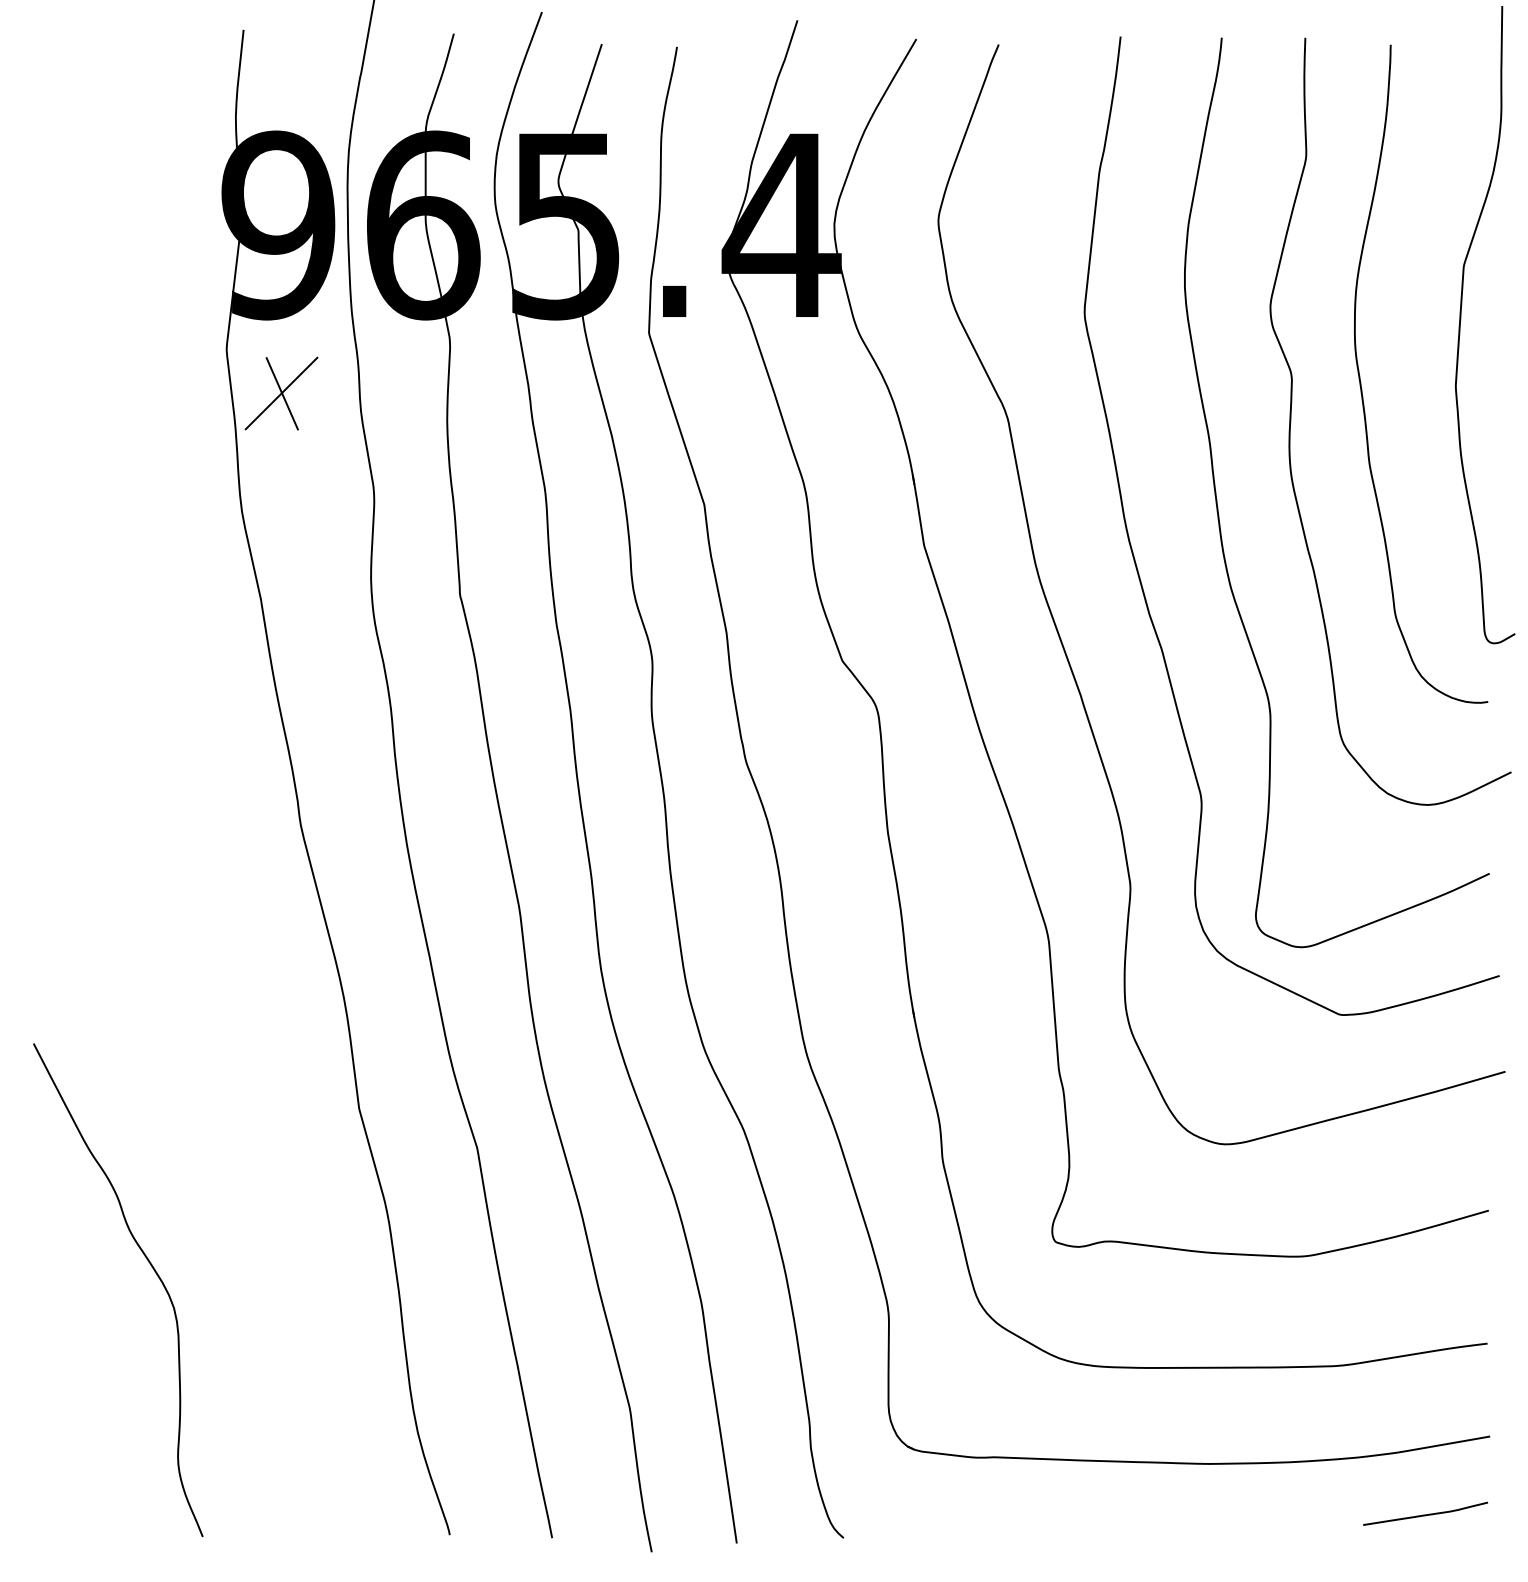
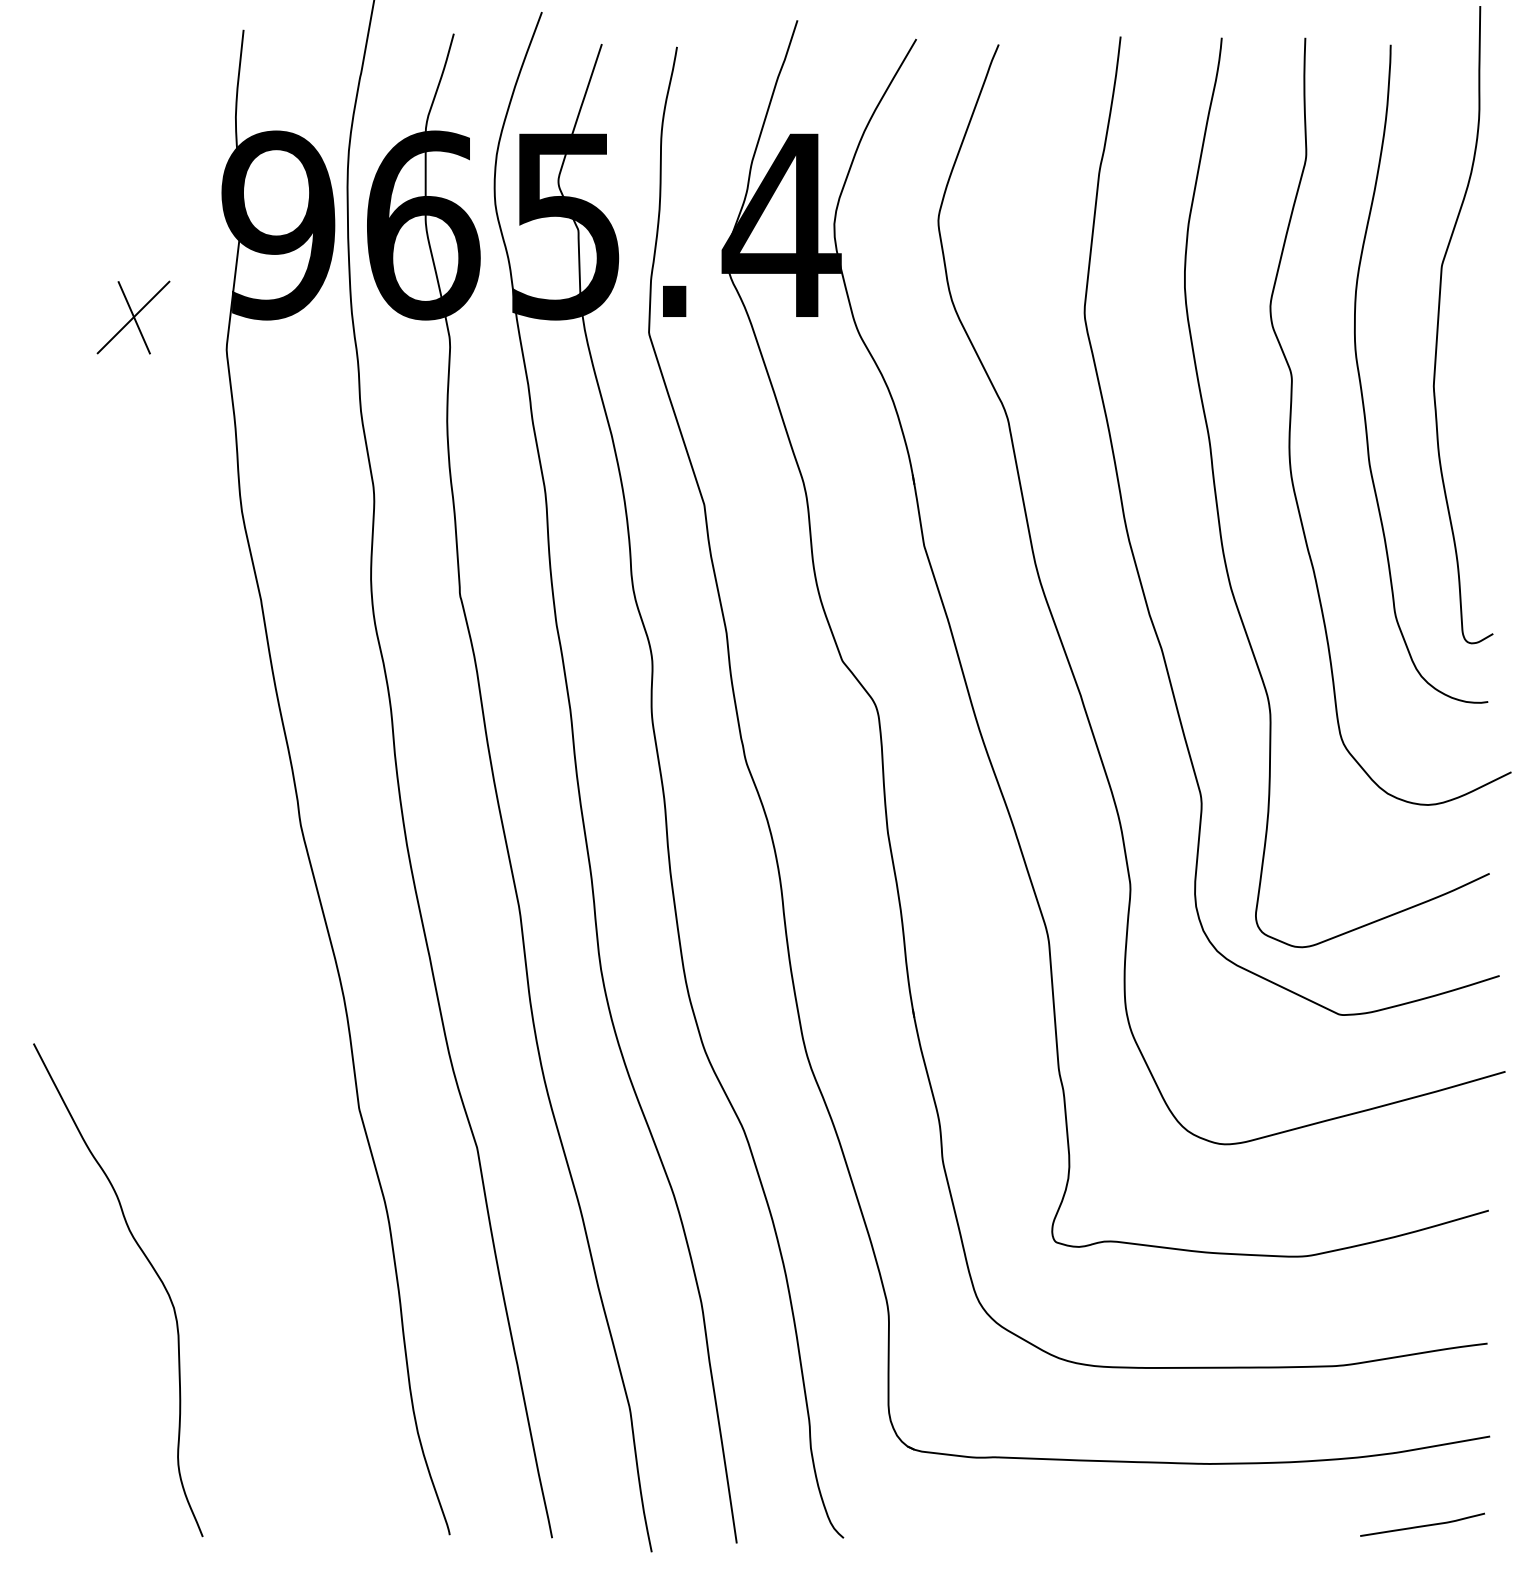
curve position: (1461, 319) -> (1439, 319) (1439, 319)
part position: (281, 393) -> (133, 317) (133, 317)
curve position: (1425, 1514) -> (1422, 1525) (1422, 1525)
